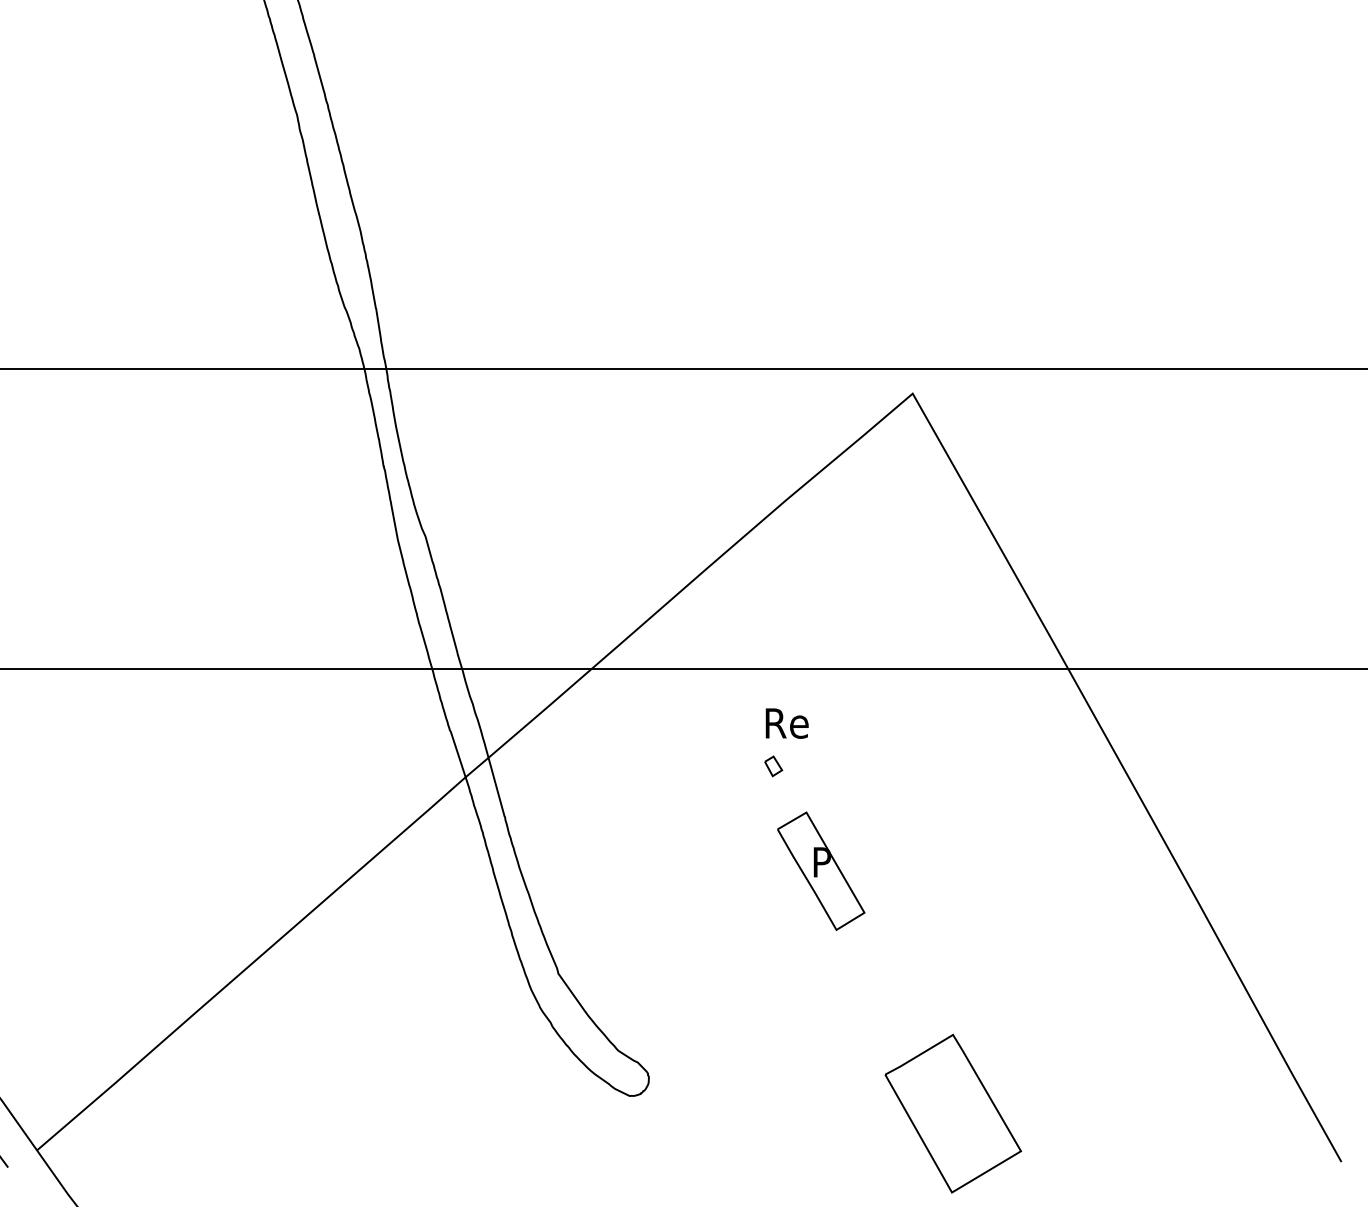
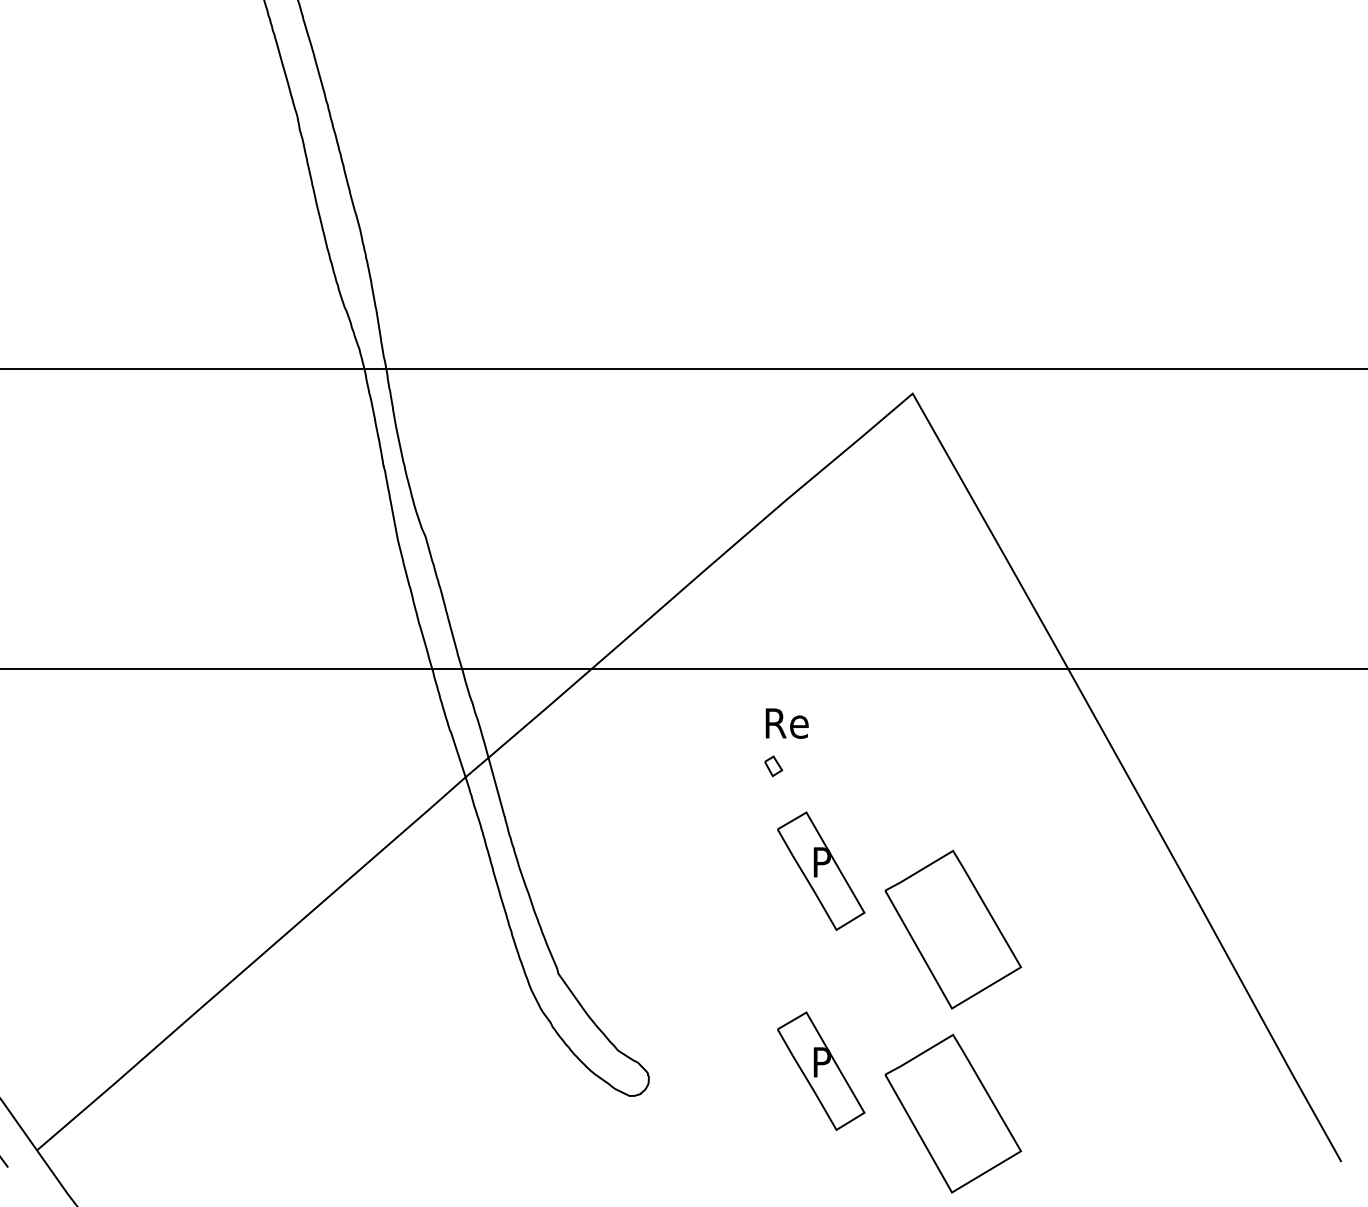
part: none -> present (953, 929)
part: none -> present (821, 1070)
